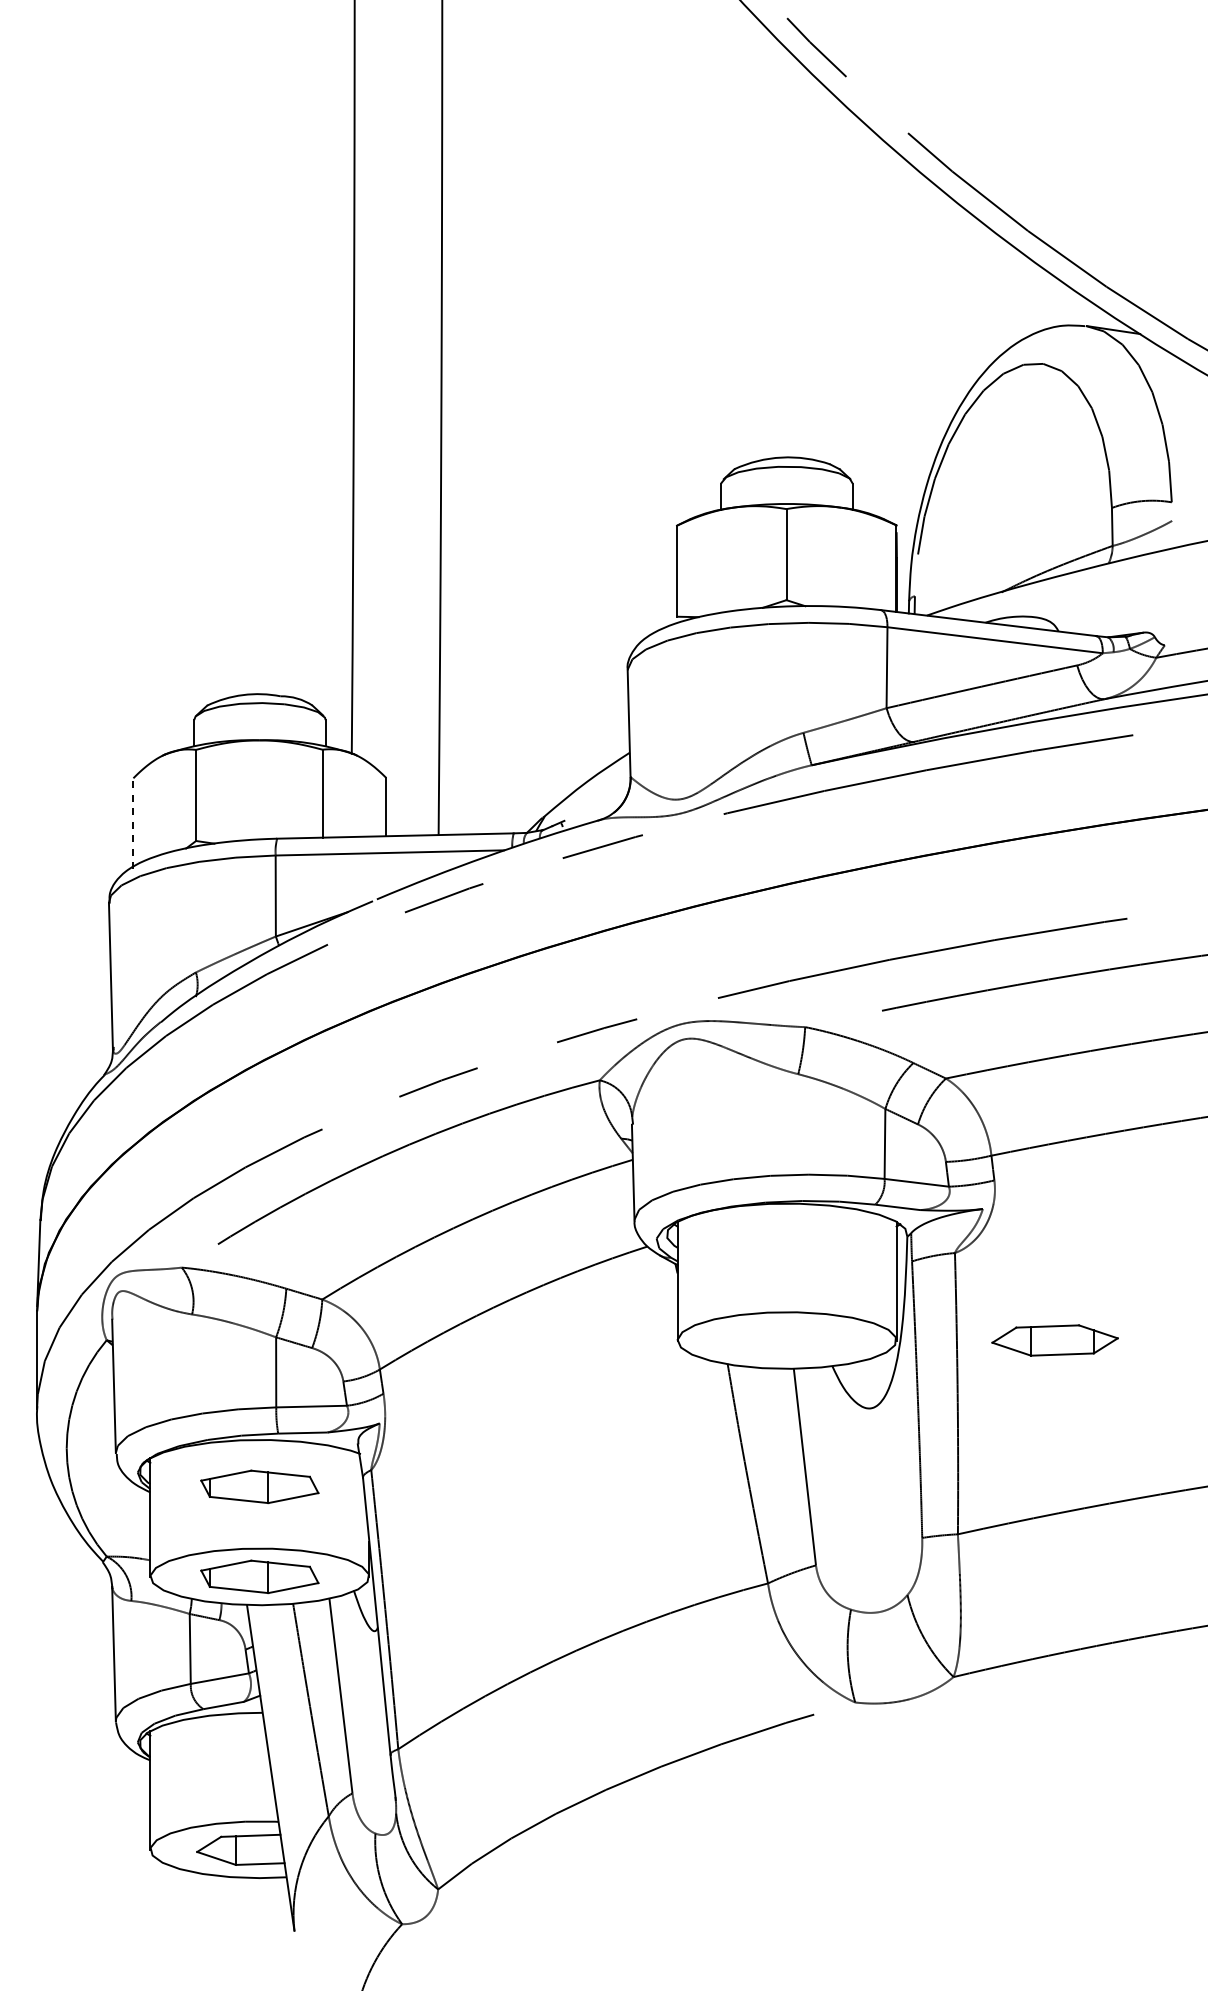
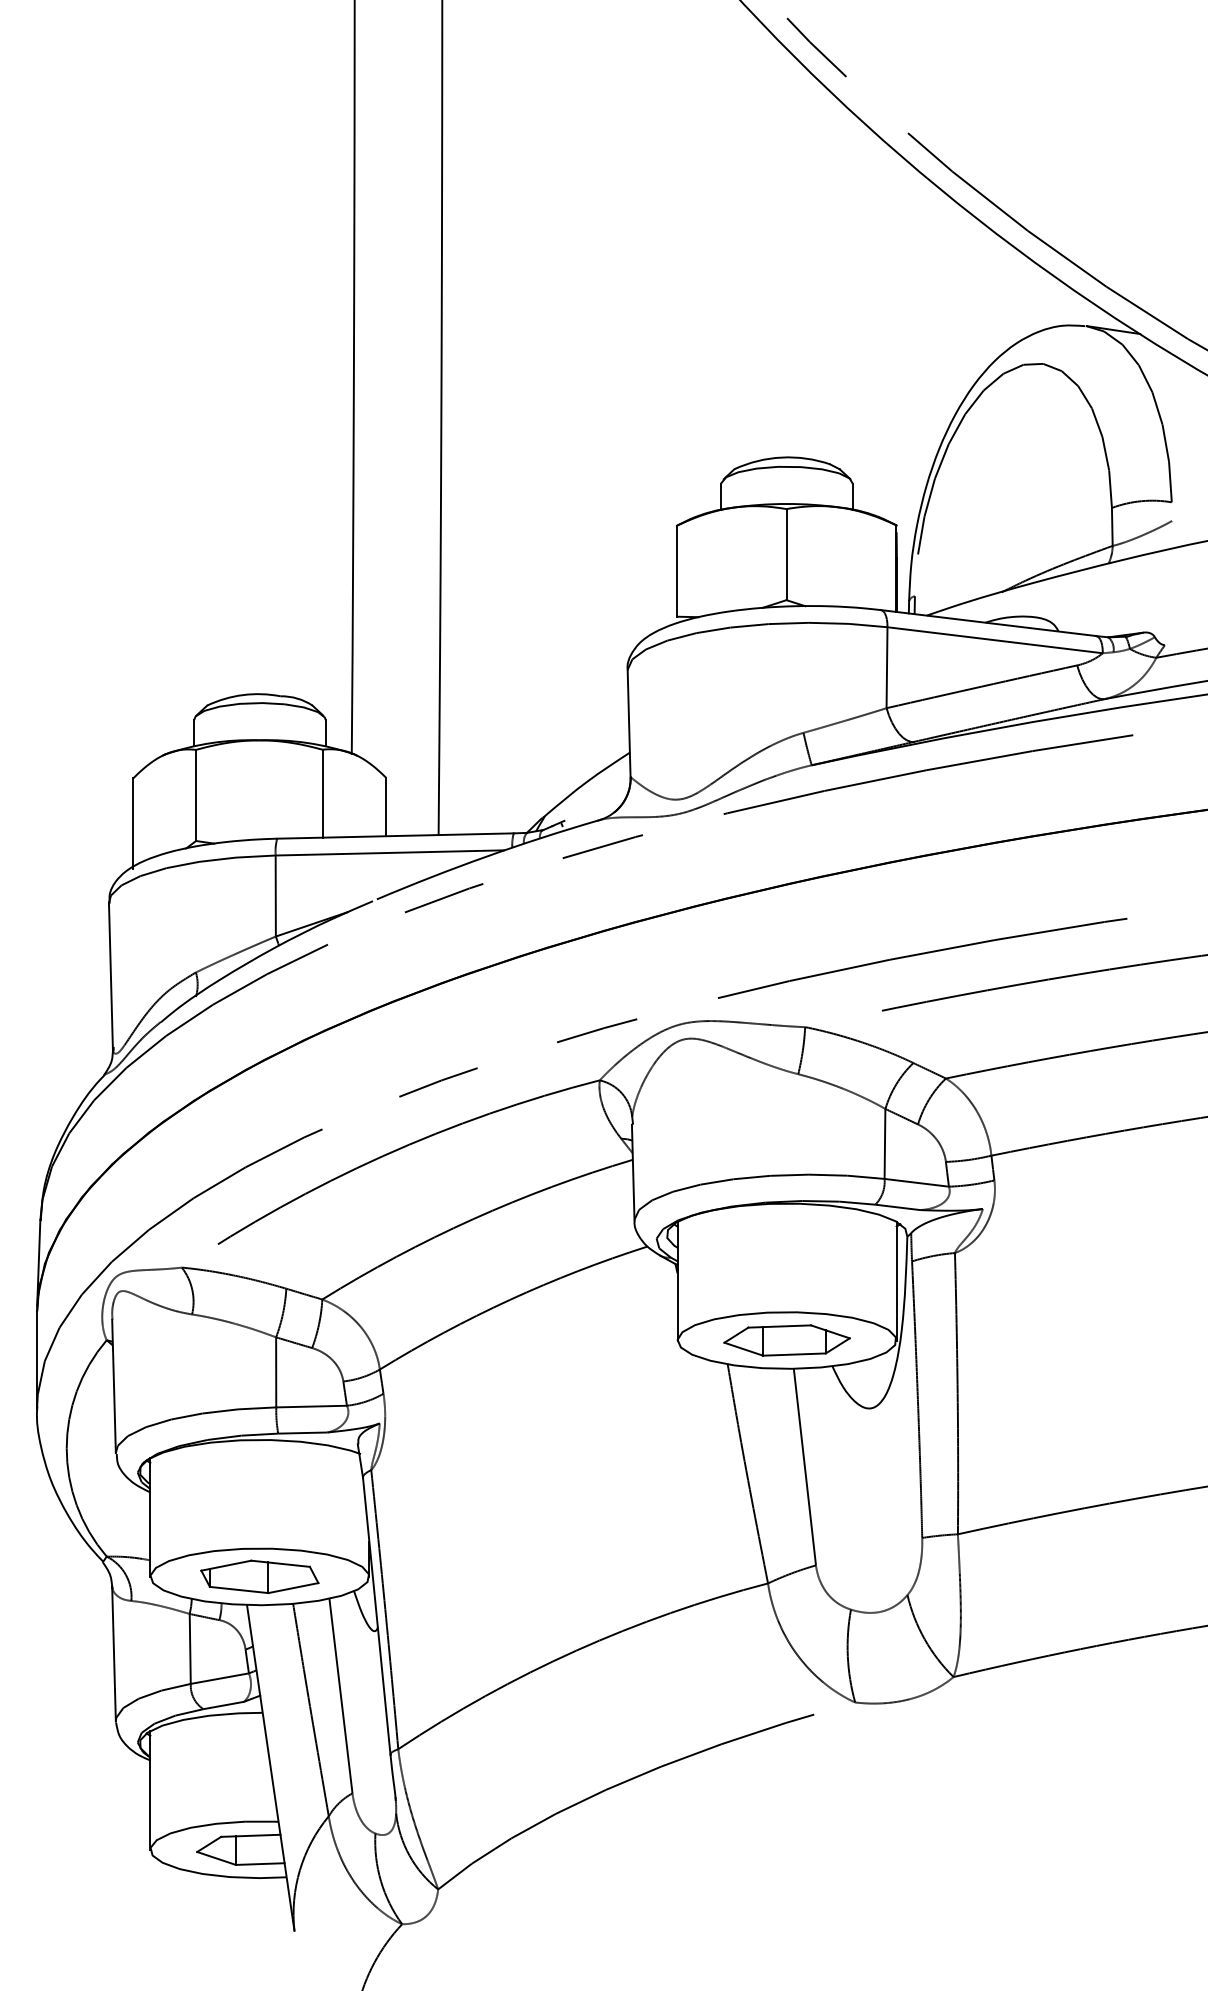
line: dashed -> solid (133, 823)
part position: (1054, 1340) -> (786, 1340) (786, 1340)
part: present -> none (259, 1486)
